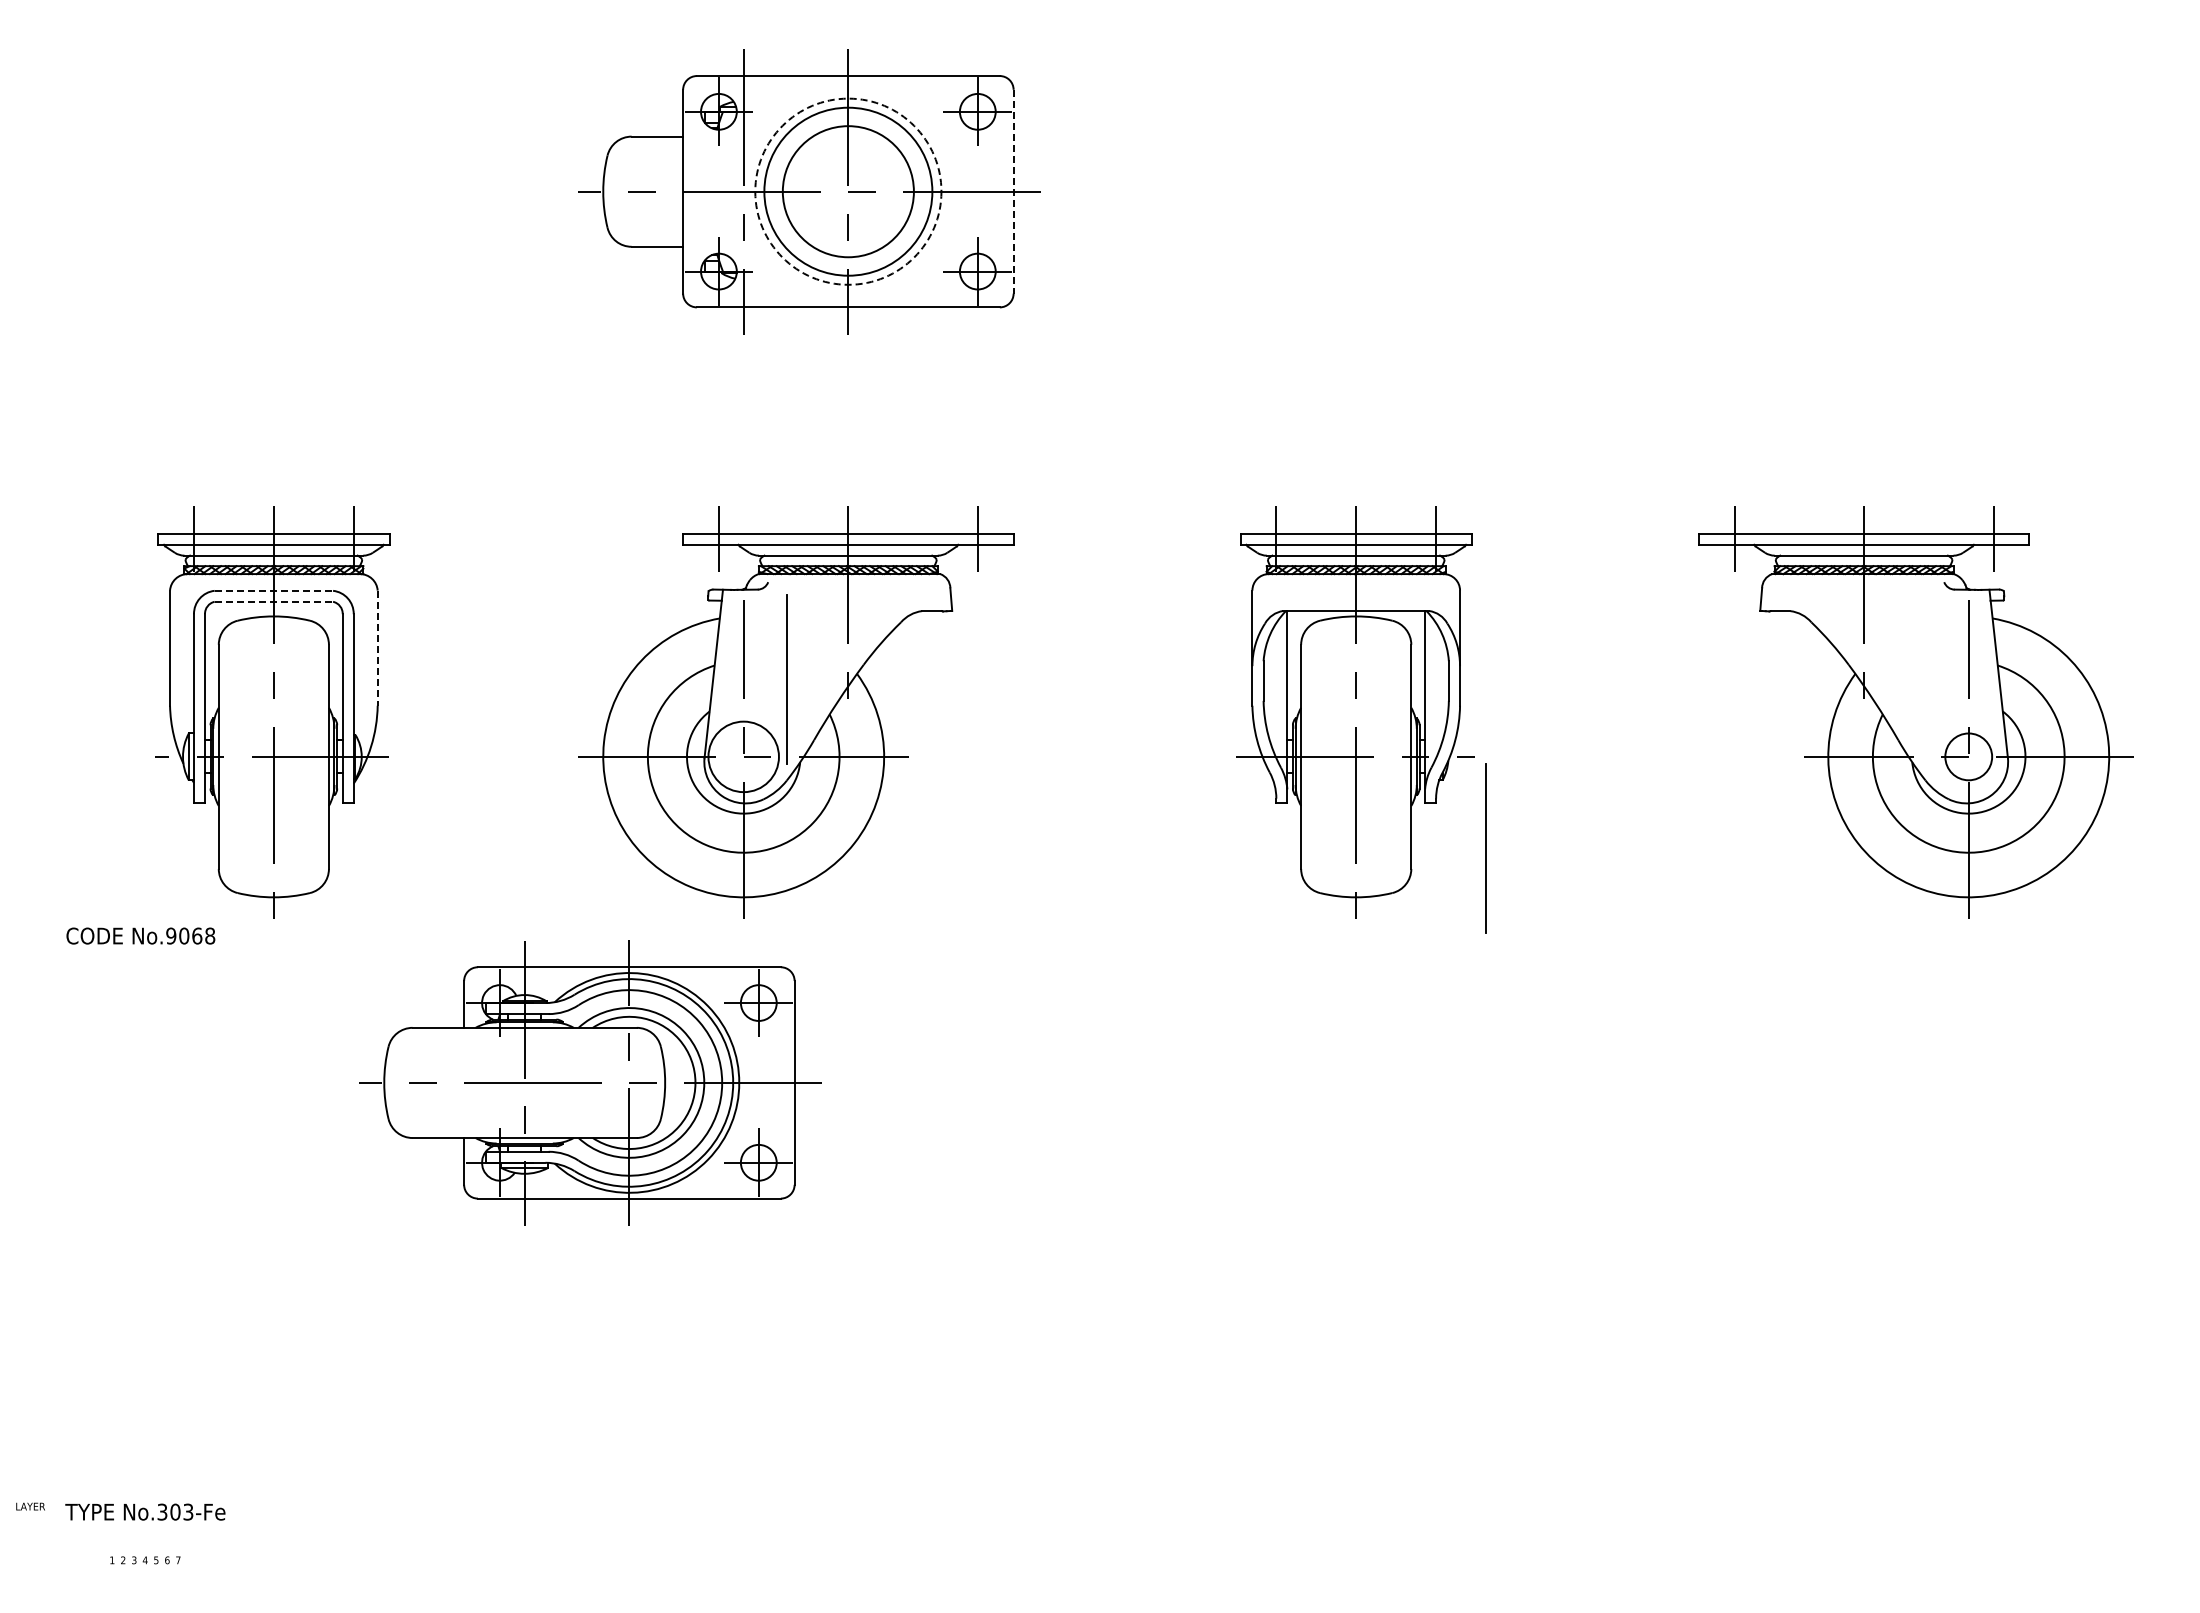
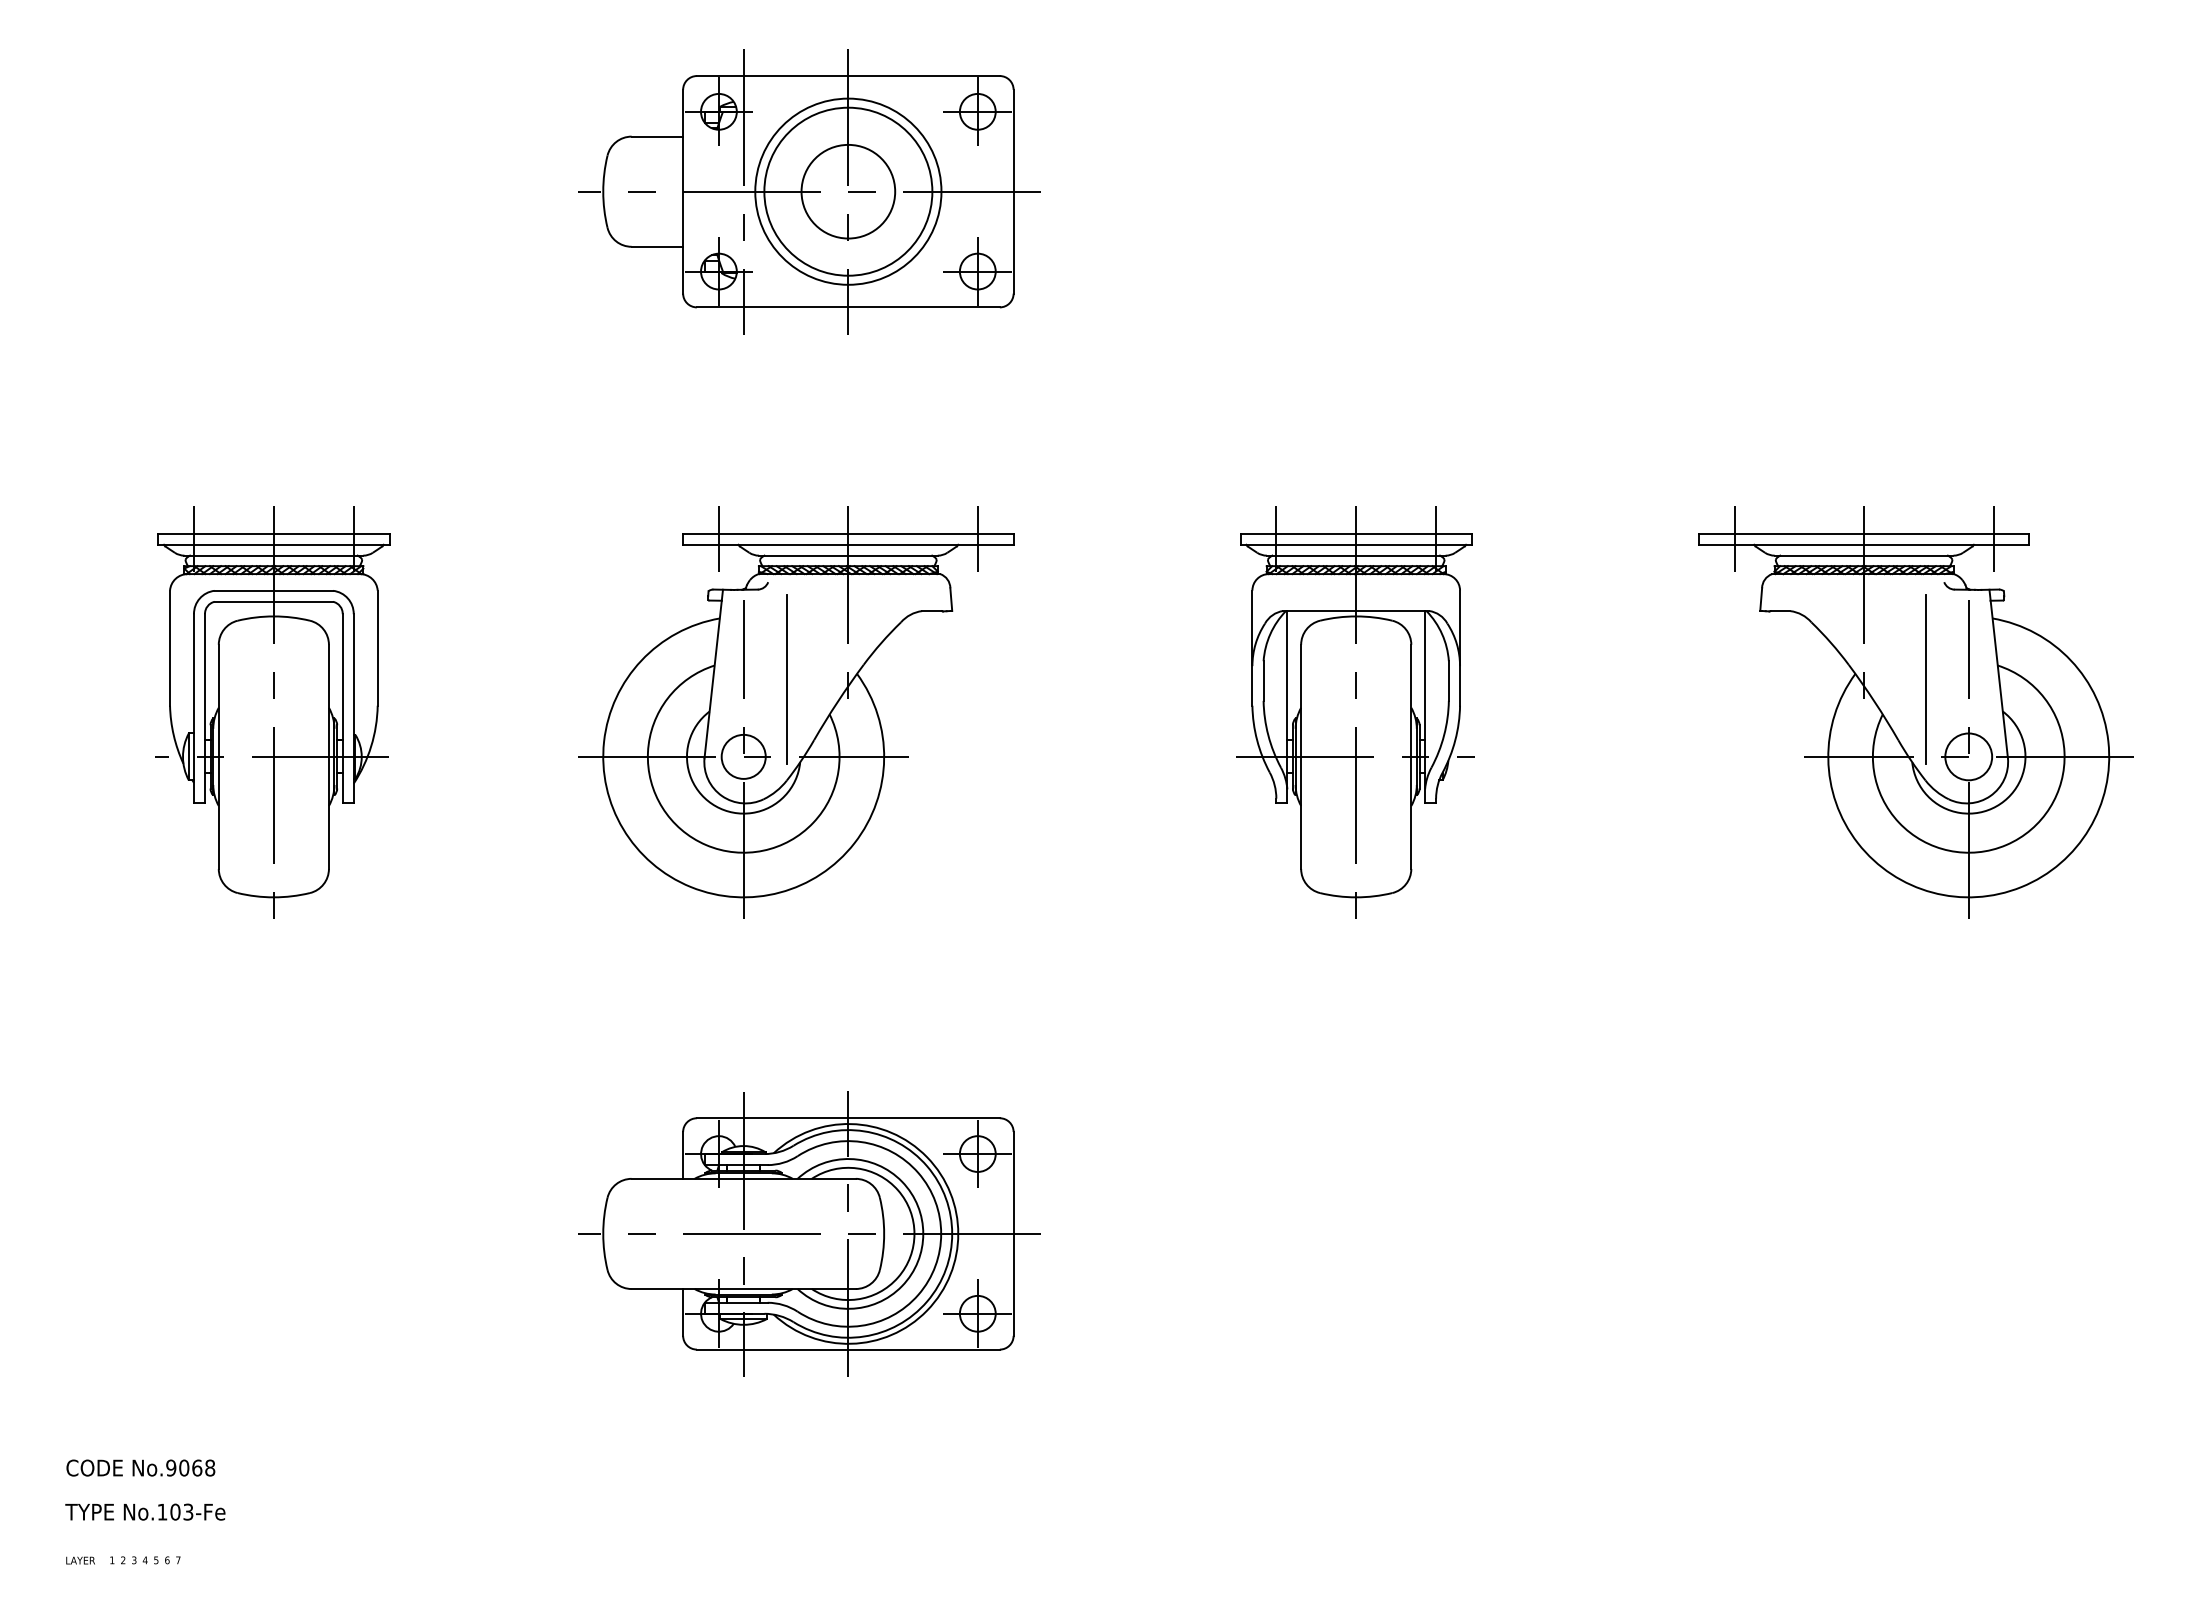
circle diameter: 131 px -> 94 px (848, 191)
circle: dashed -> solid (848, 191)
line: dashed -> solid (1013, 191)
line: dashed -> solid (274, 590)
line: dashed -> solid (274, 601)
line: dashed -> solid (377, 648)
circle diameter: 71 px -> 44 px (743, 756)
line position: (1485, 848) -> (1925, 679) (1925, 679)
text position: (140, 935) -> (140, 1467) (140, 1467)
part position: (590, 1082) -> (809, 1233) (809, 1233)
text position: (30, 1506) -> (80, 1560) (80, 1560)
text: No.303-Fe -> No.103-Fe (162, 1511)
